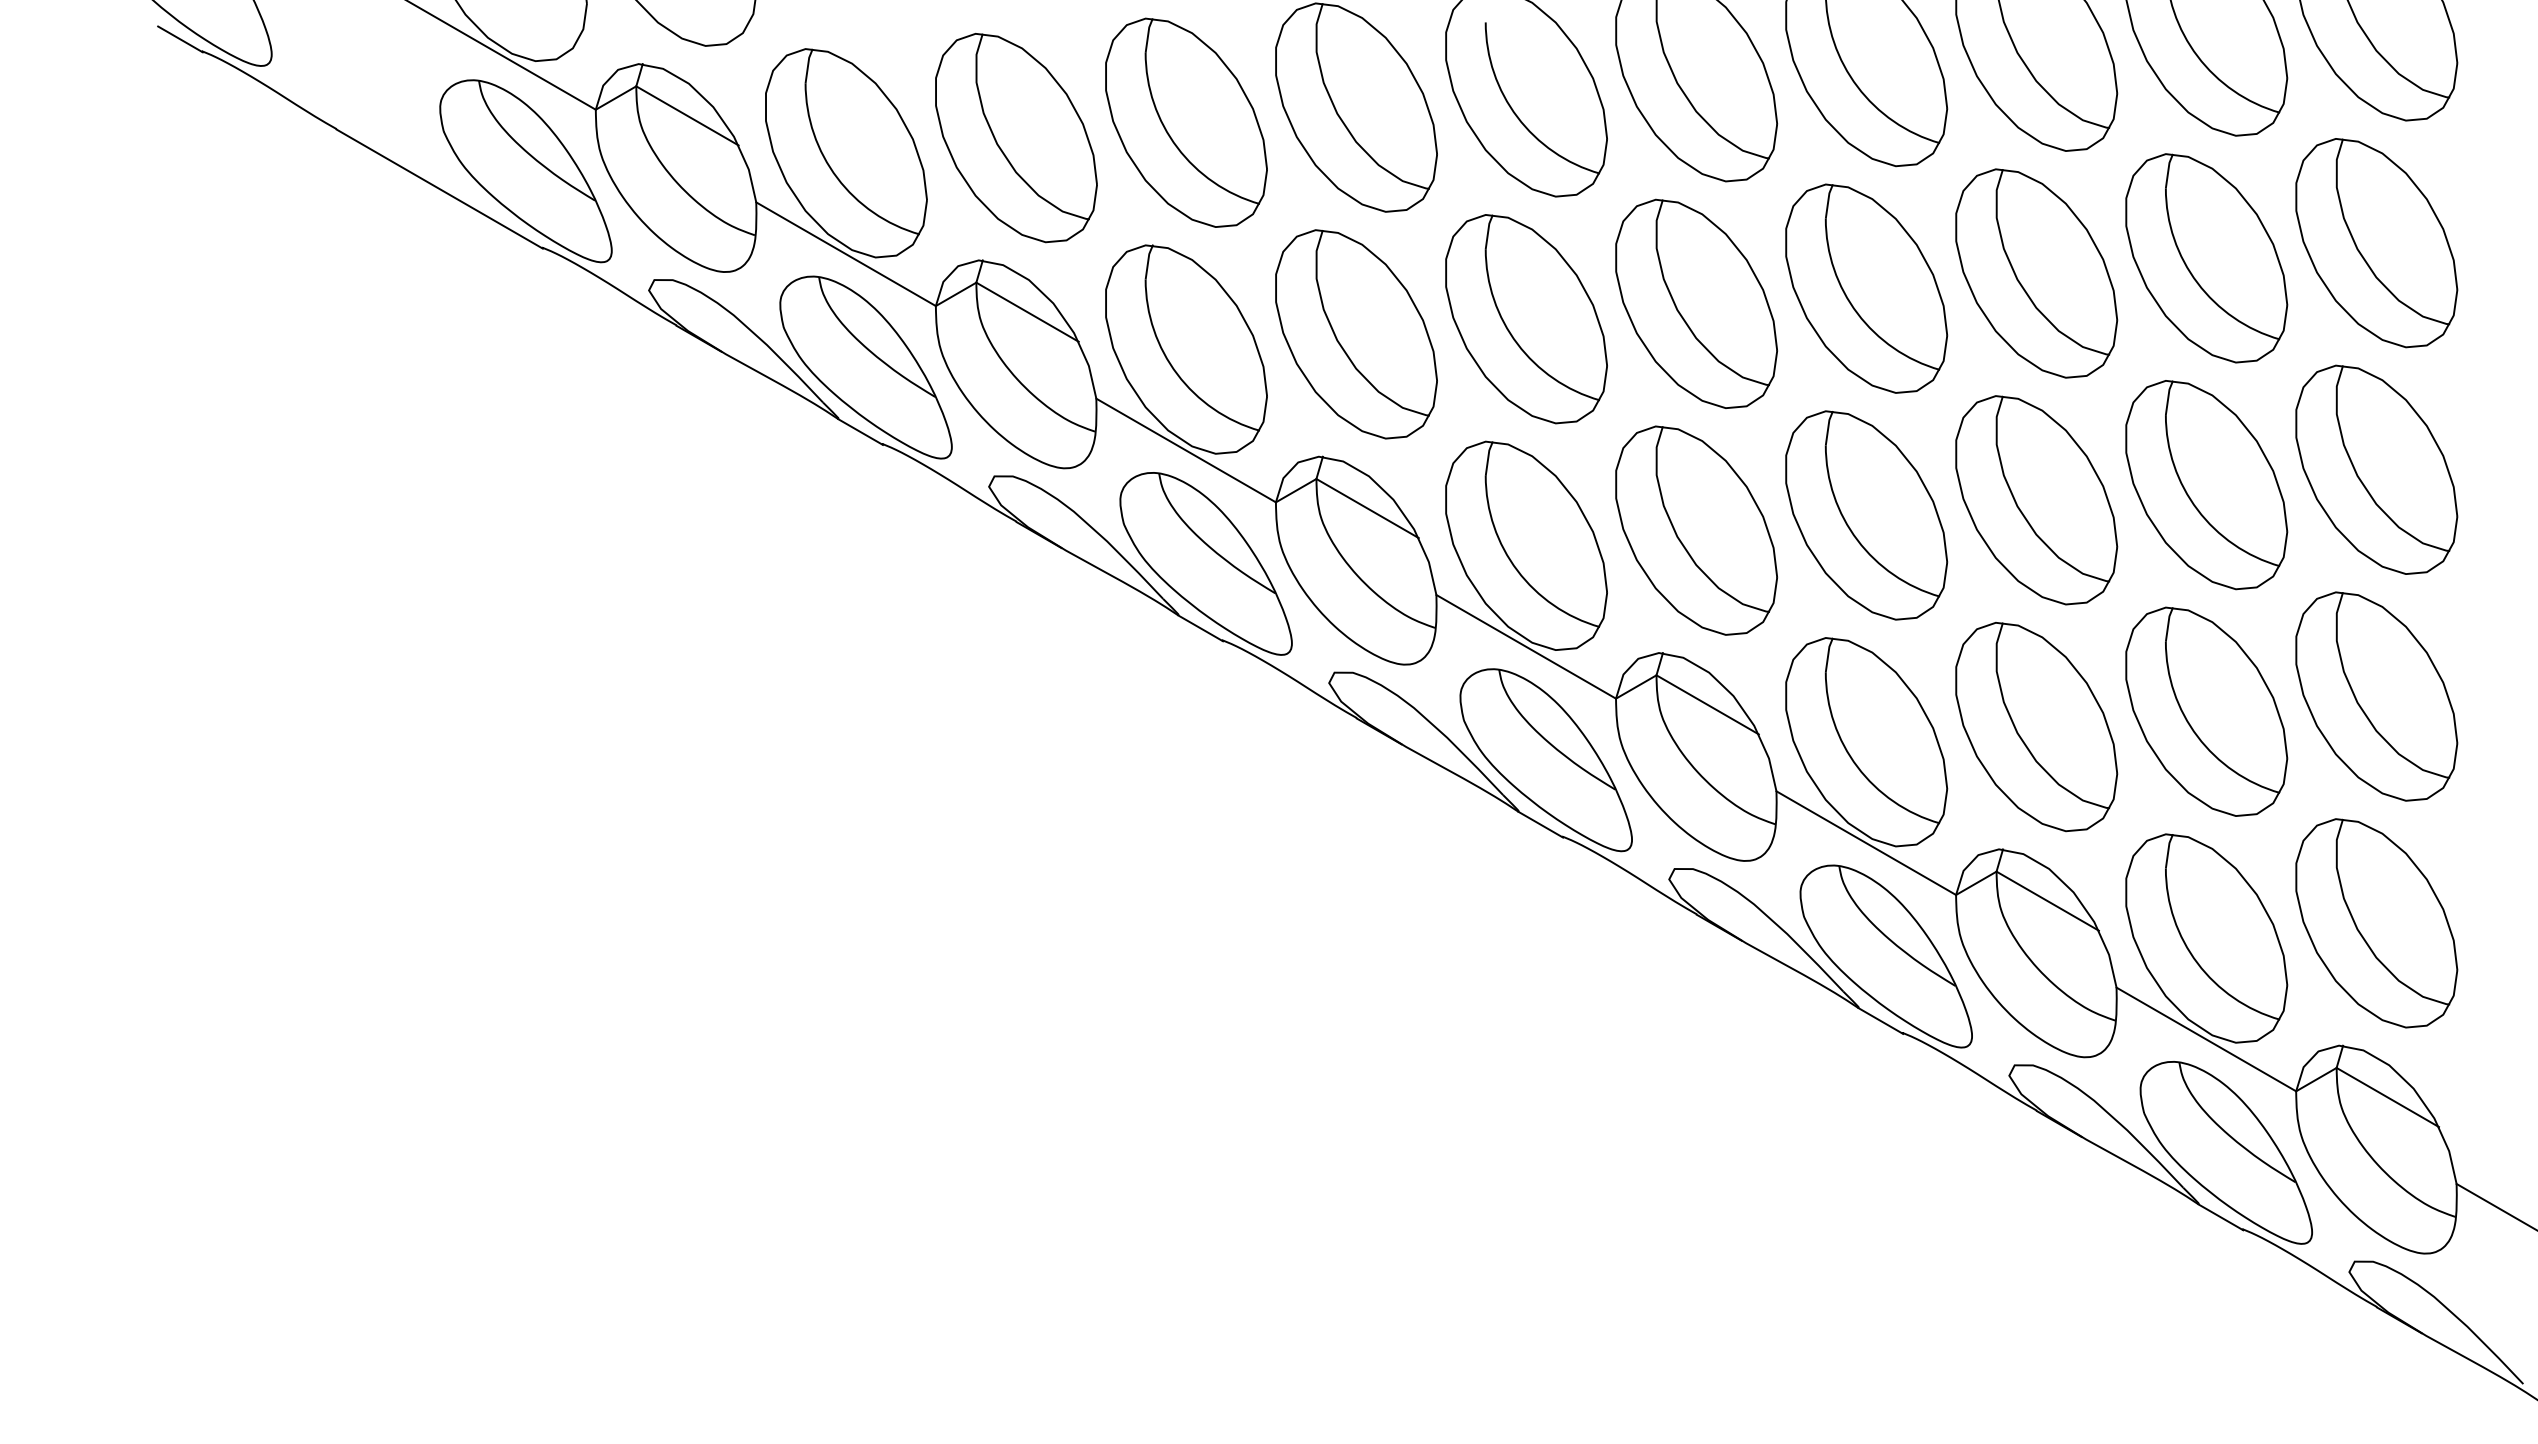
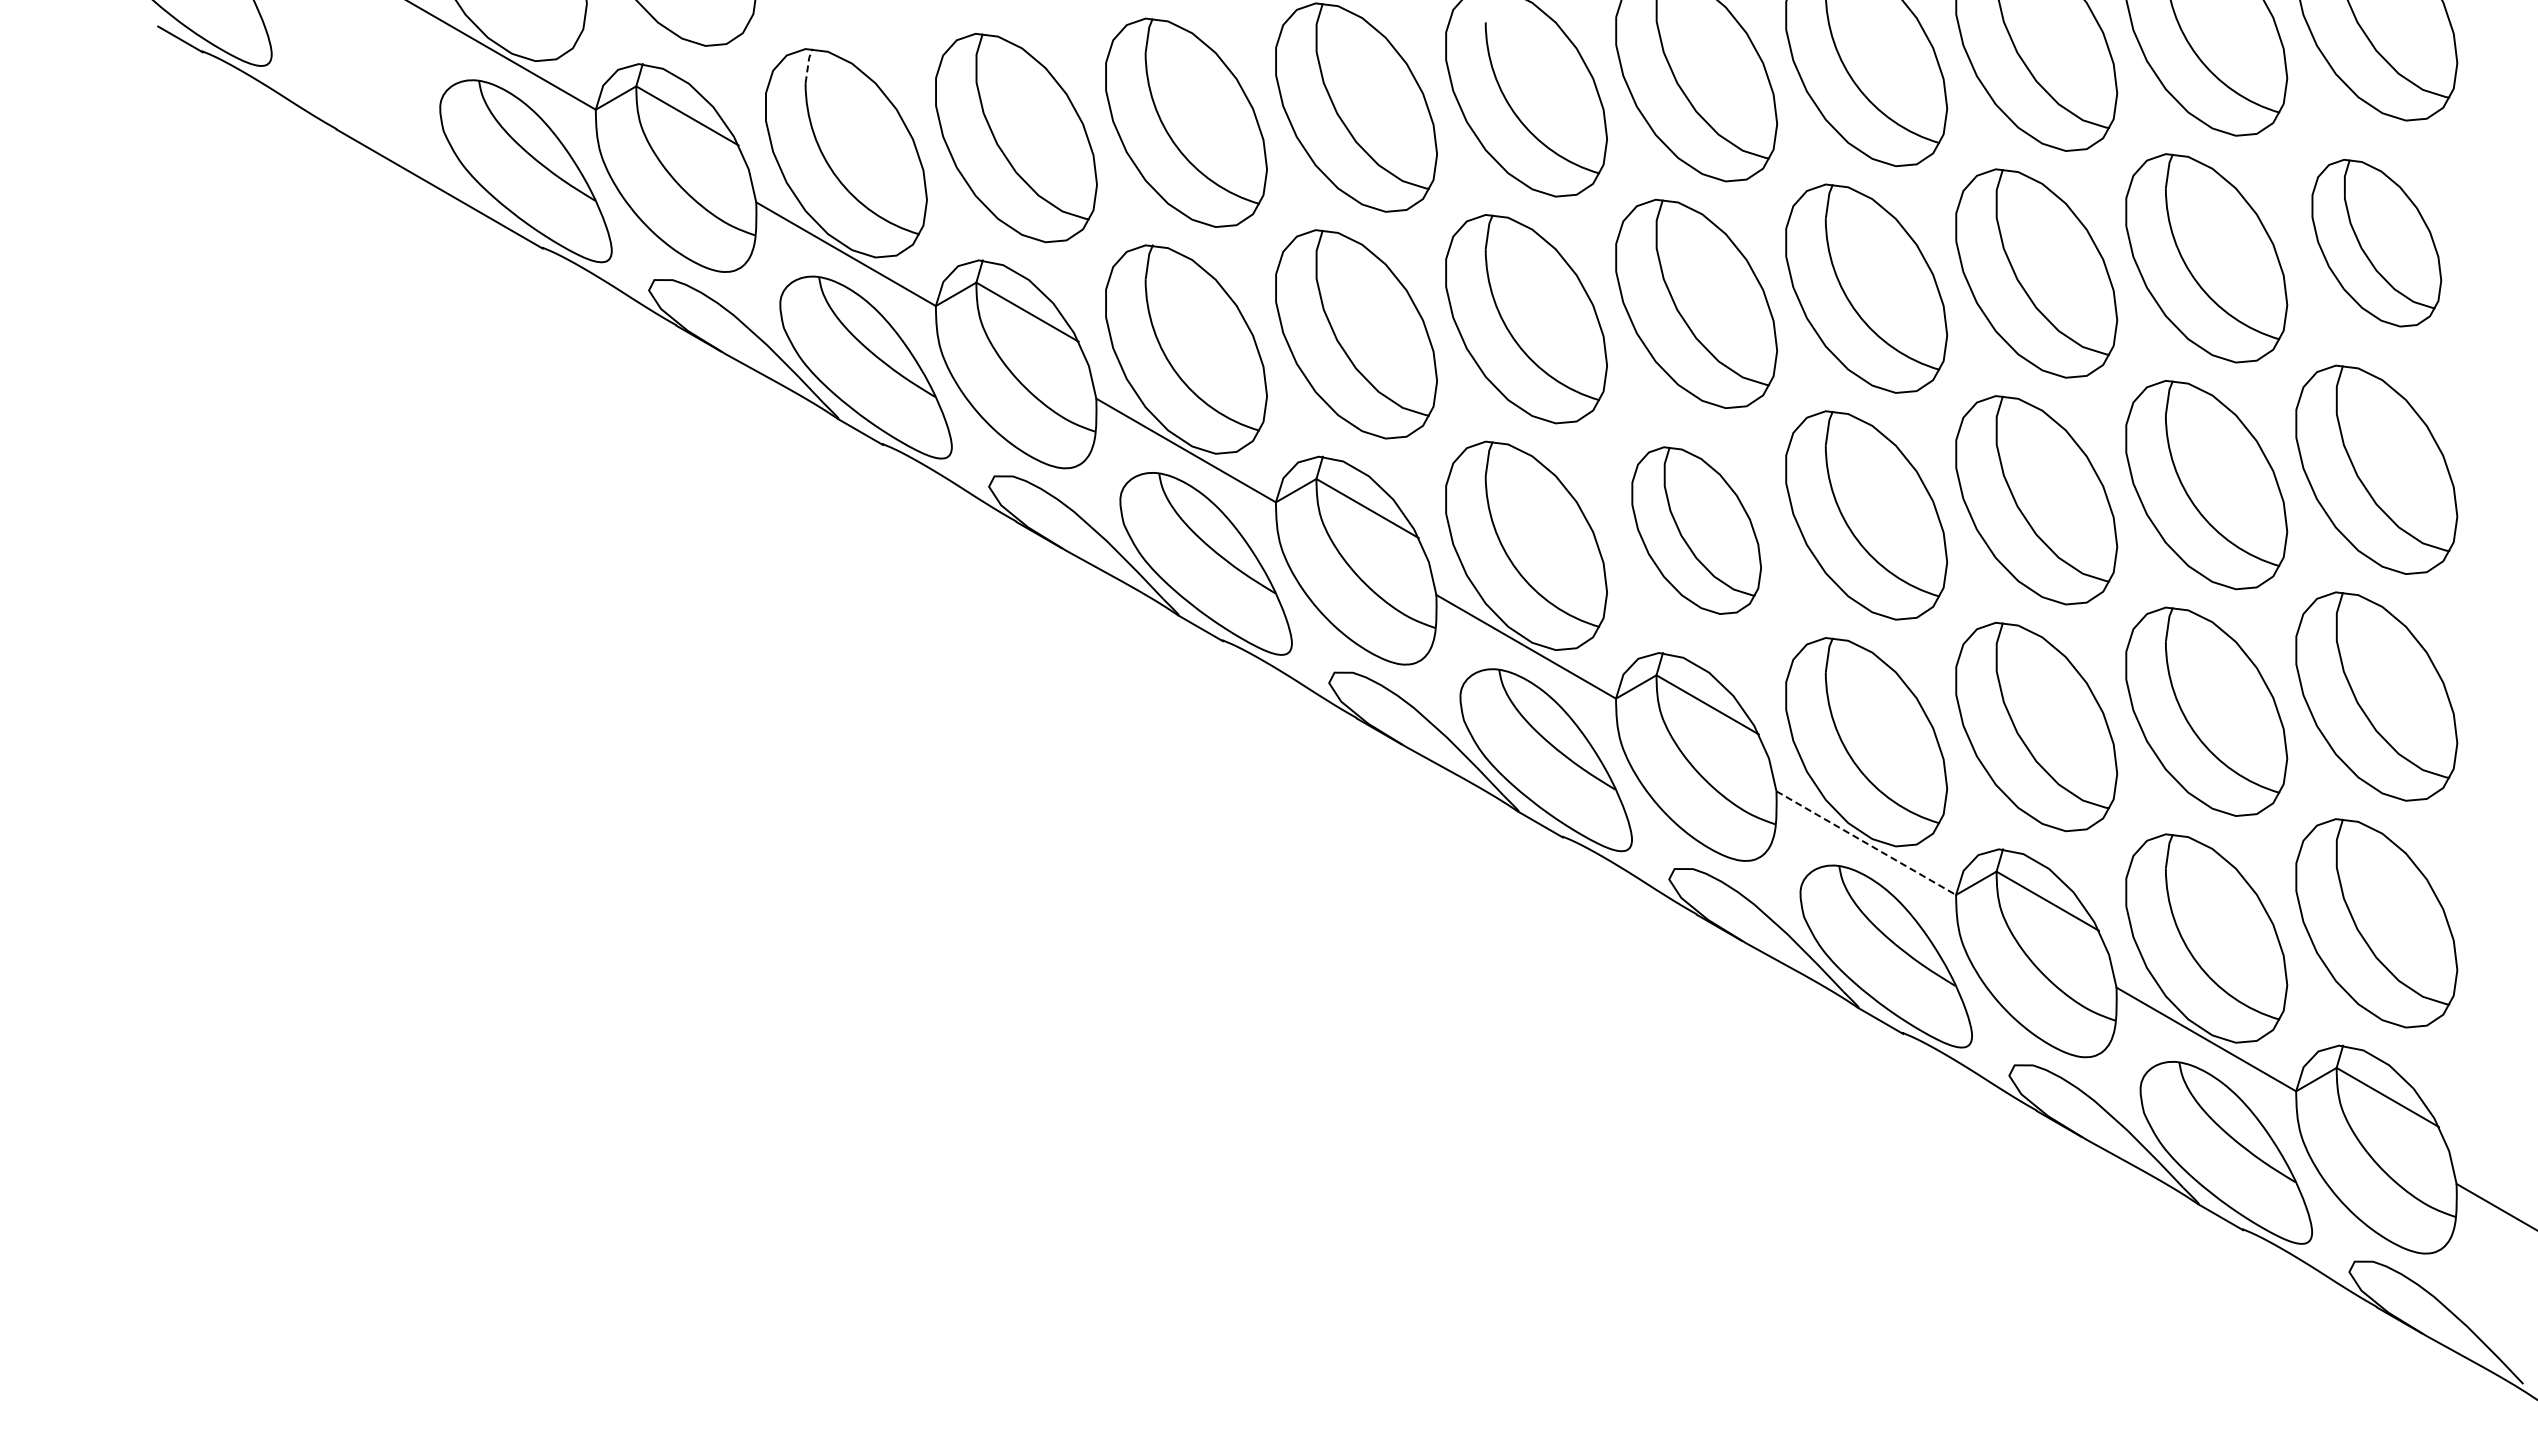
line: solid -> dashed (808, 64)
part size: 164x211 px -> 132x170 px (2376, 242)
part size: 164x211 px -> 131x169 px (1696, 530)
line: solid -> dashed (1866, 843)
